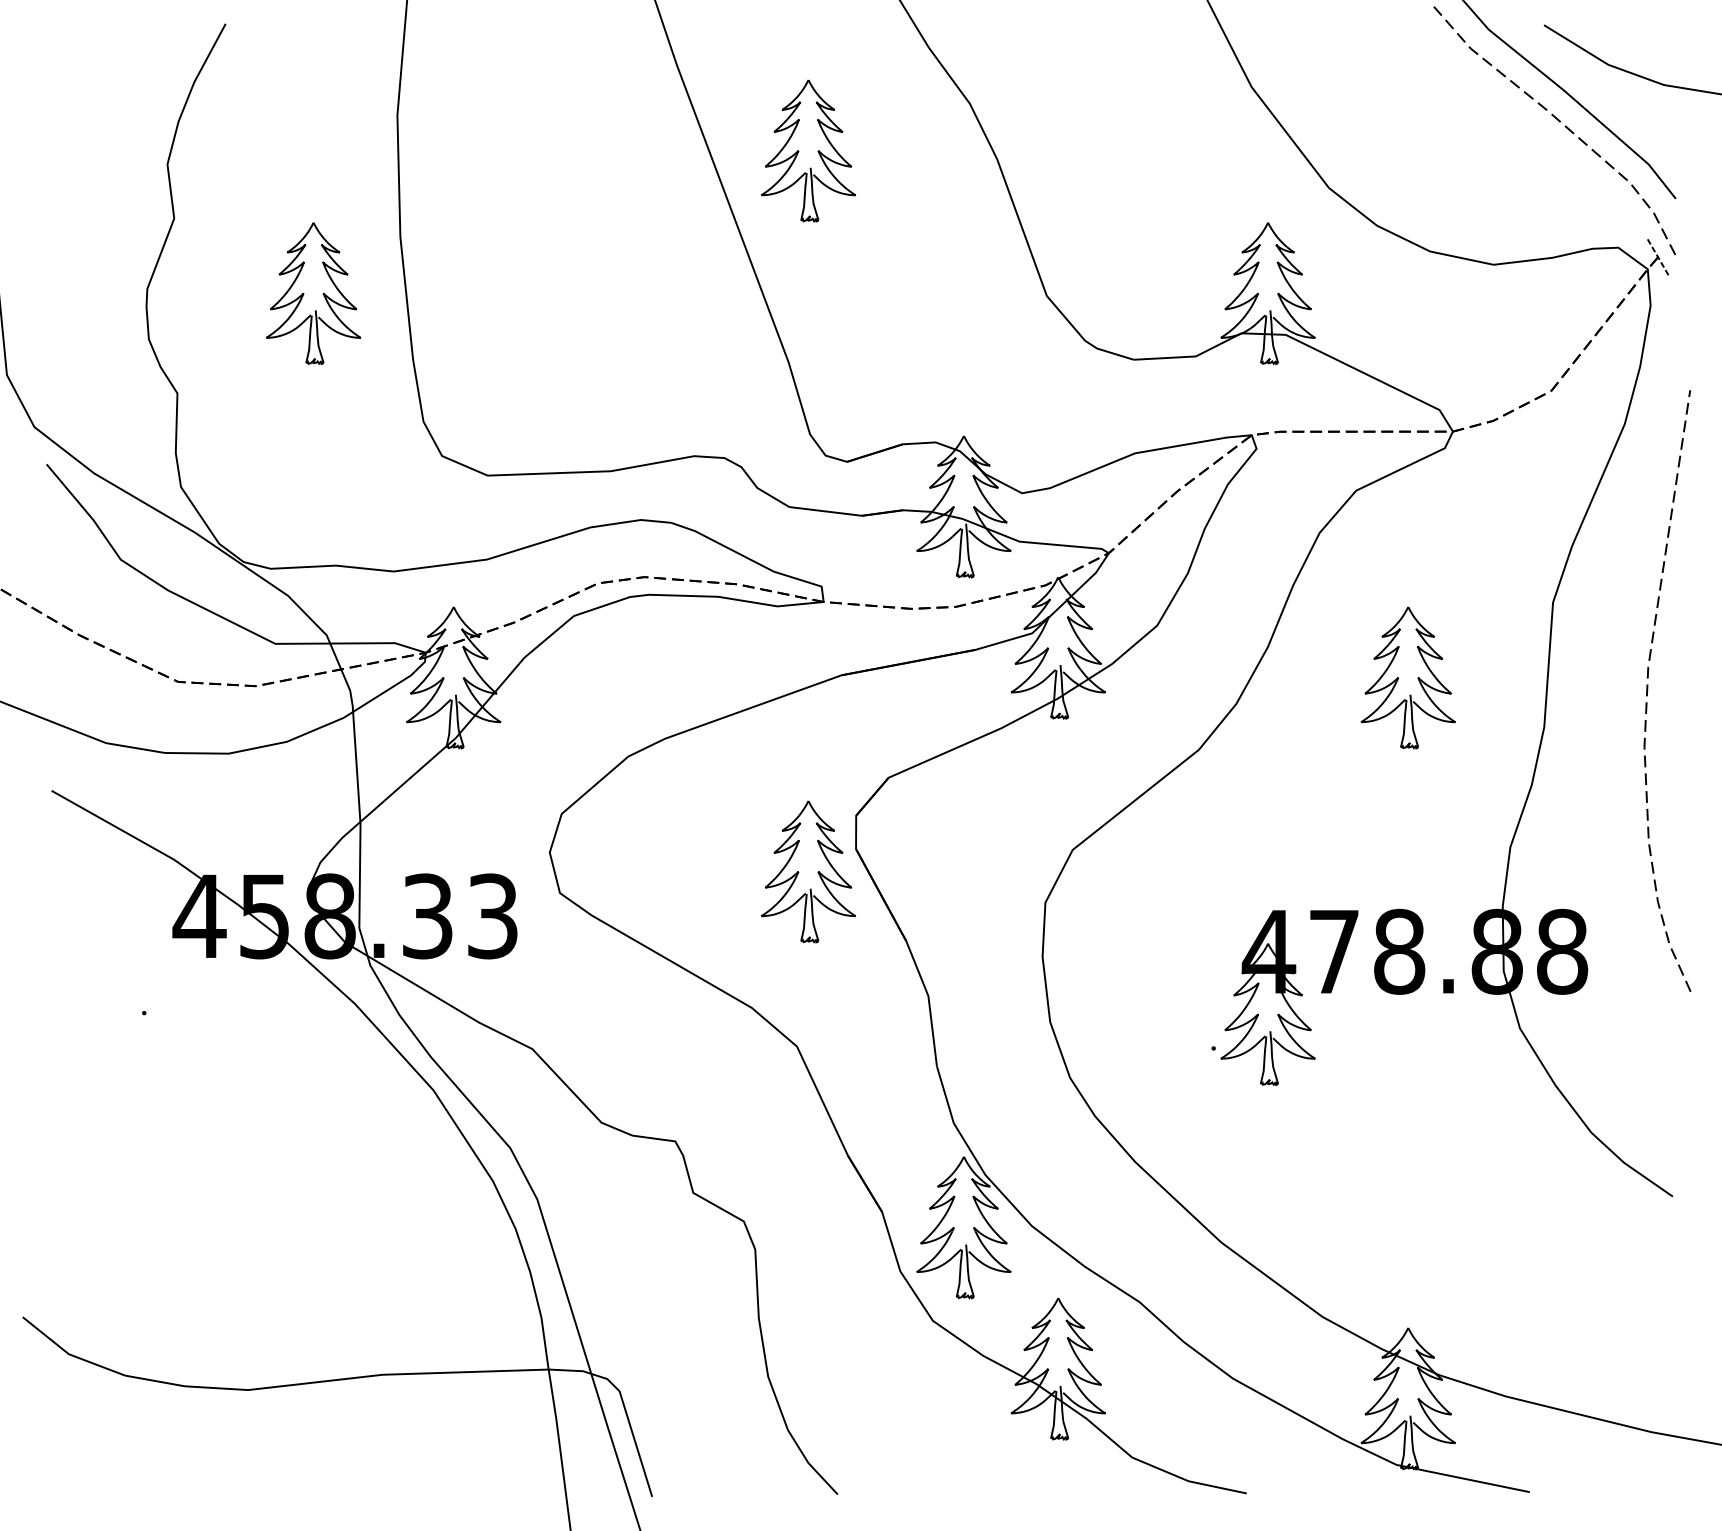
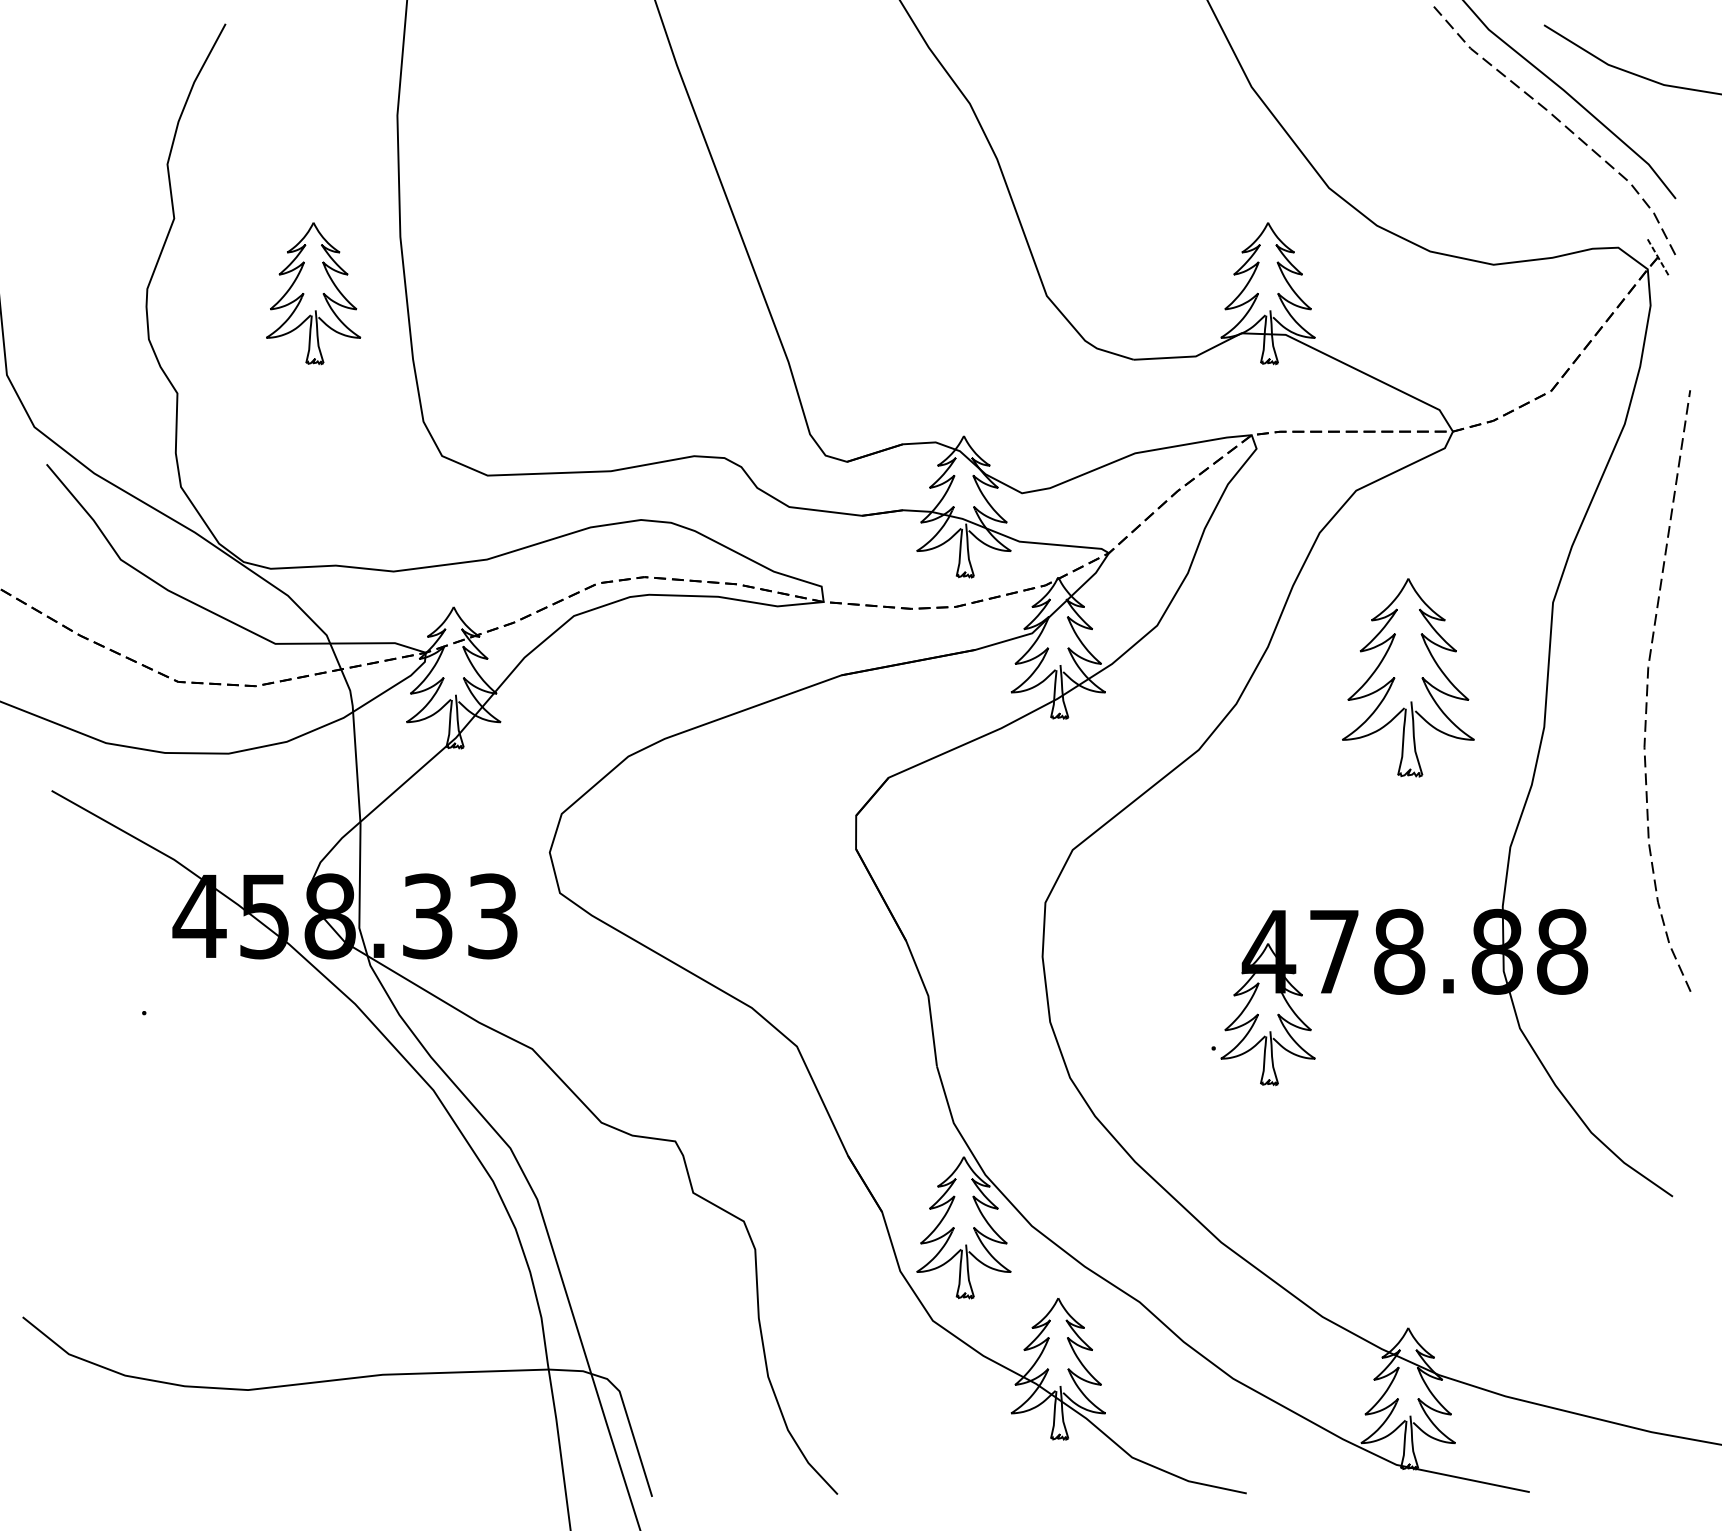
part: present -> none (808, 150)
part size: 96x144 px -> 133x200 px (1408, 677)
part: present -> none (808, 871)
